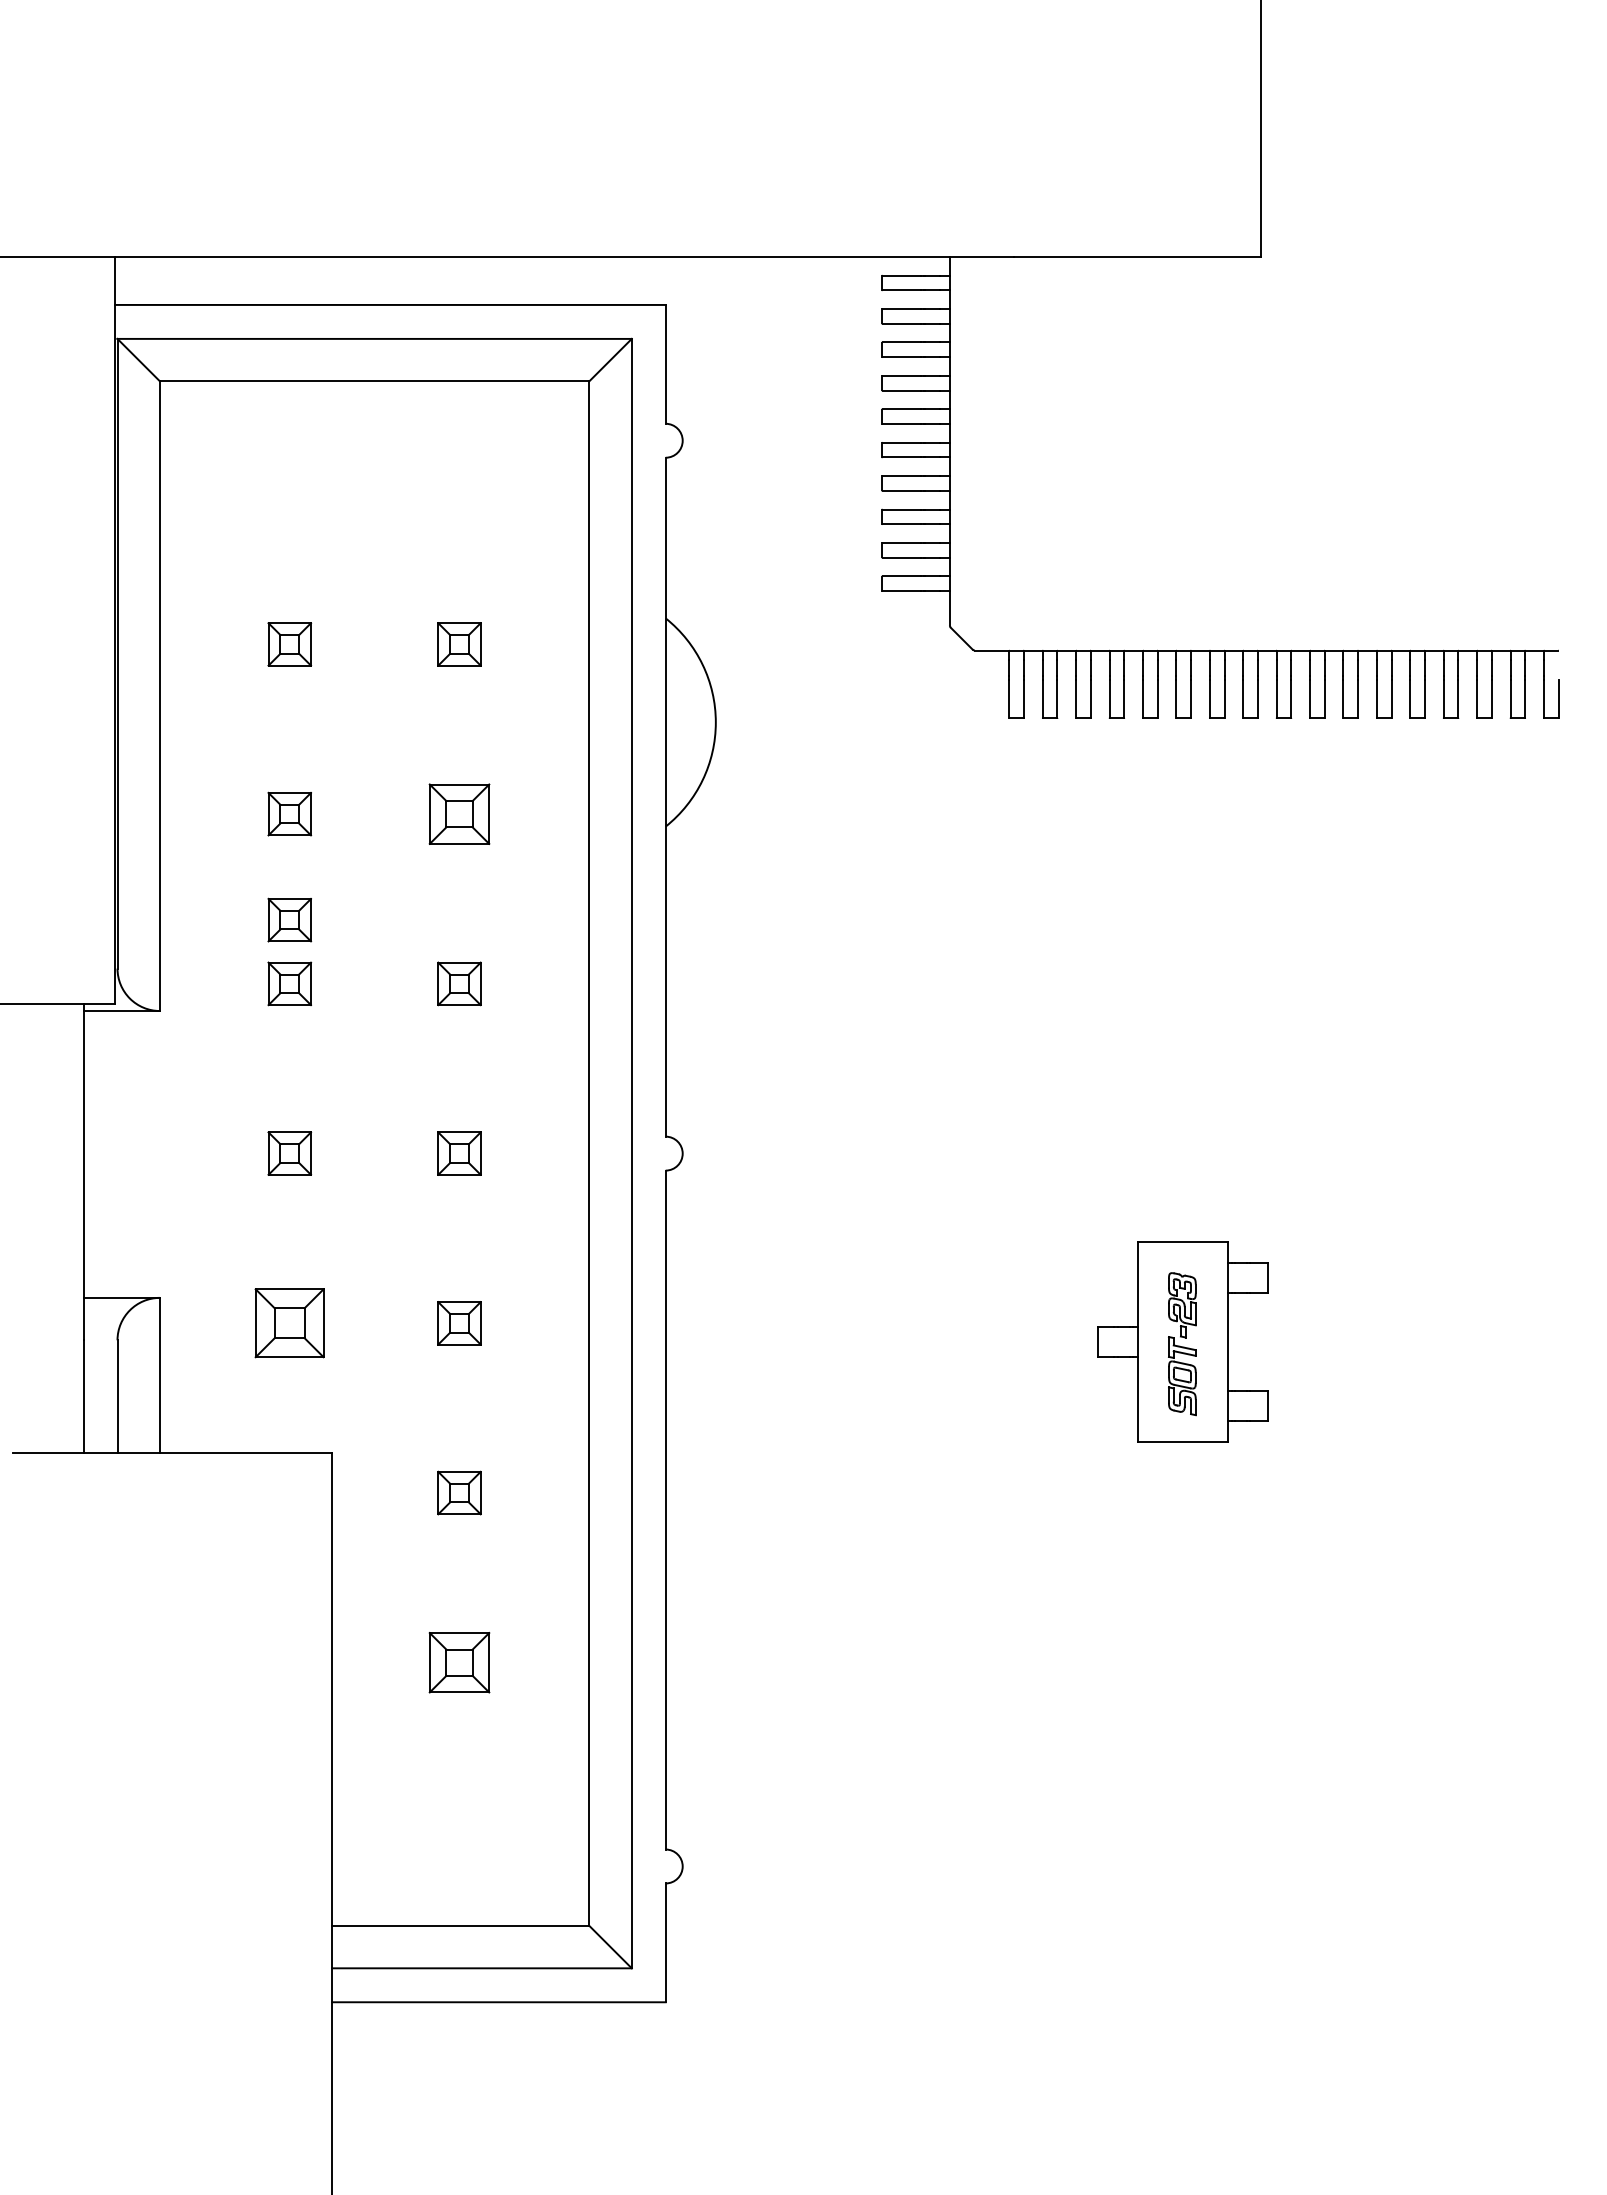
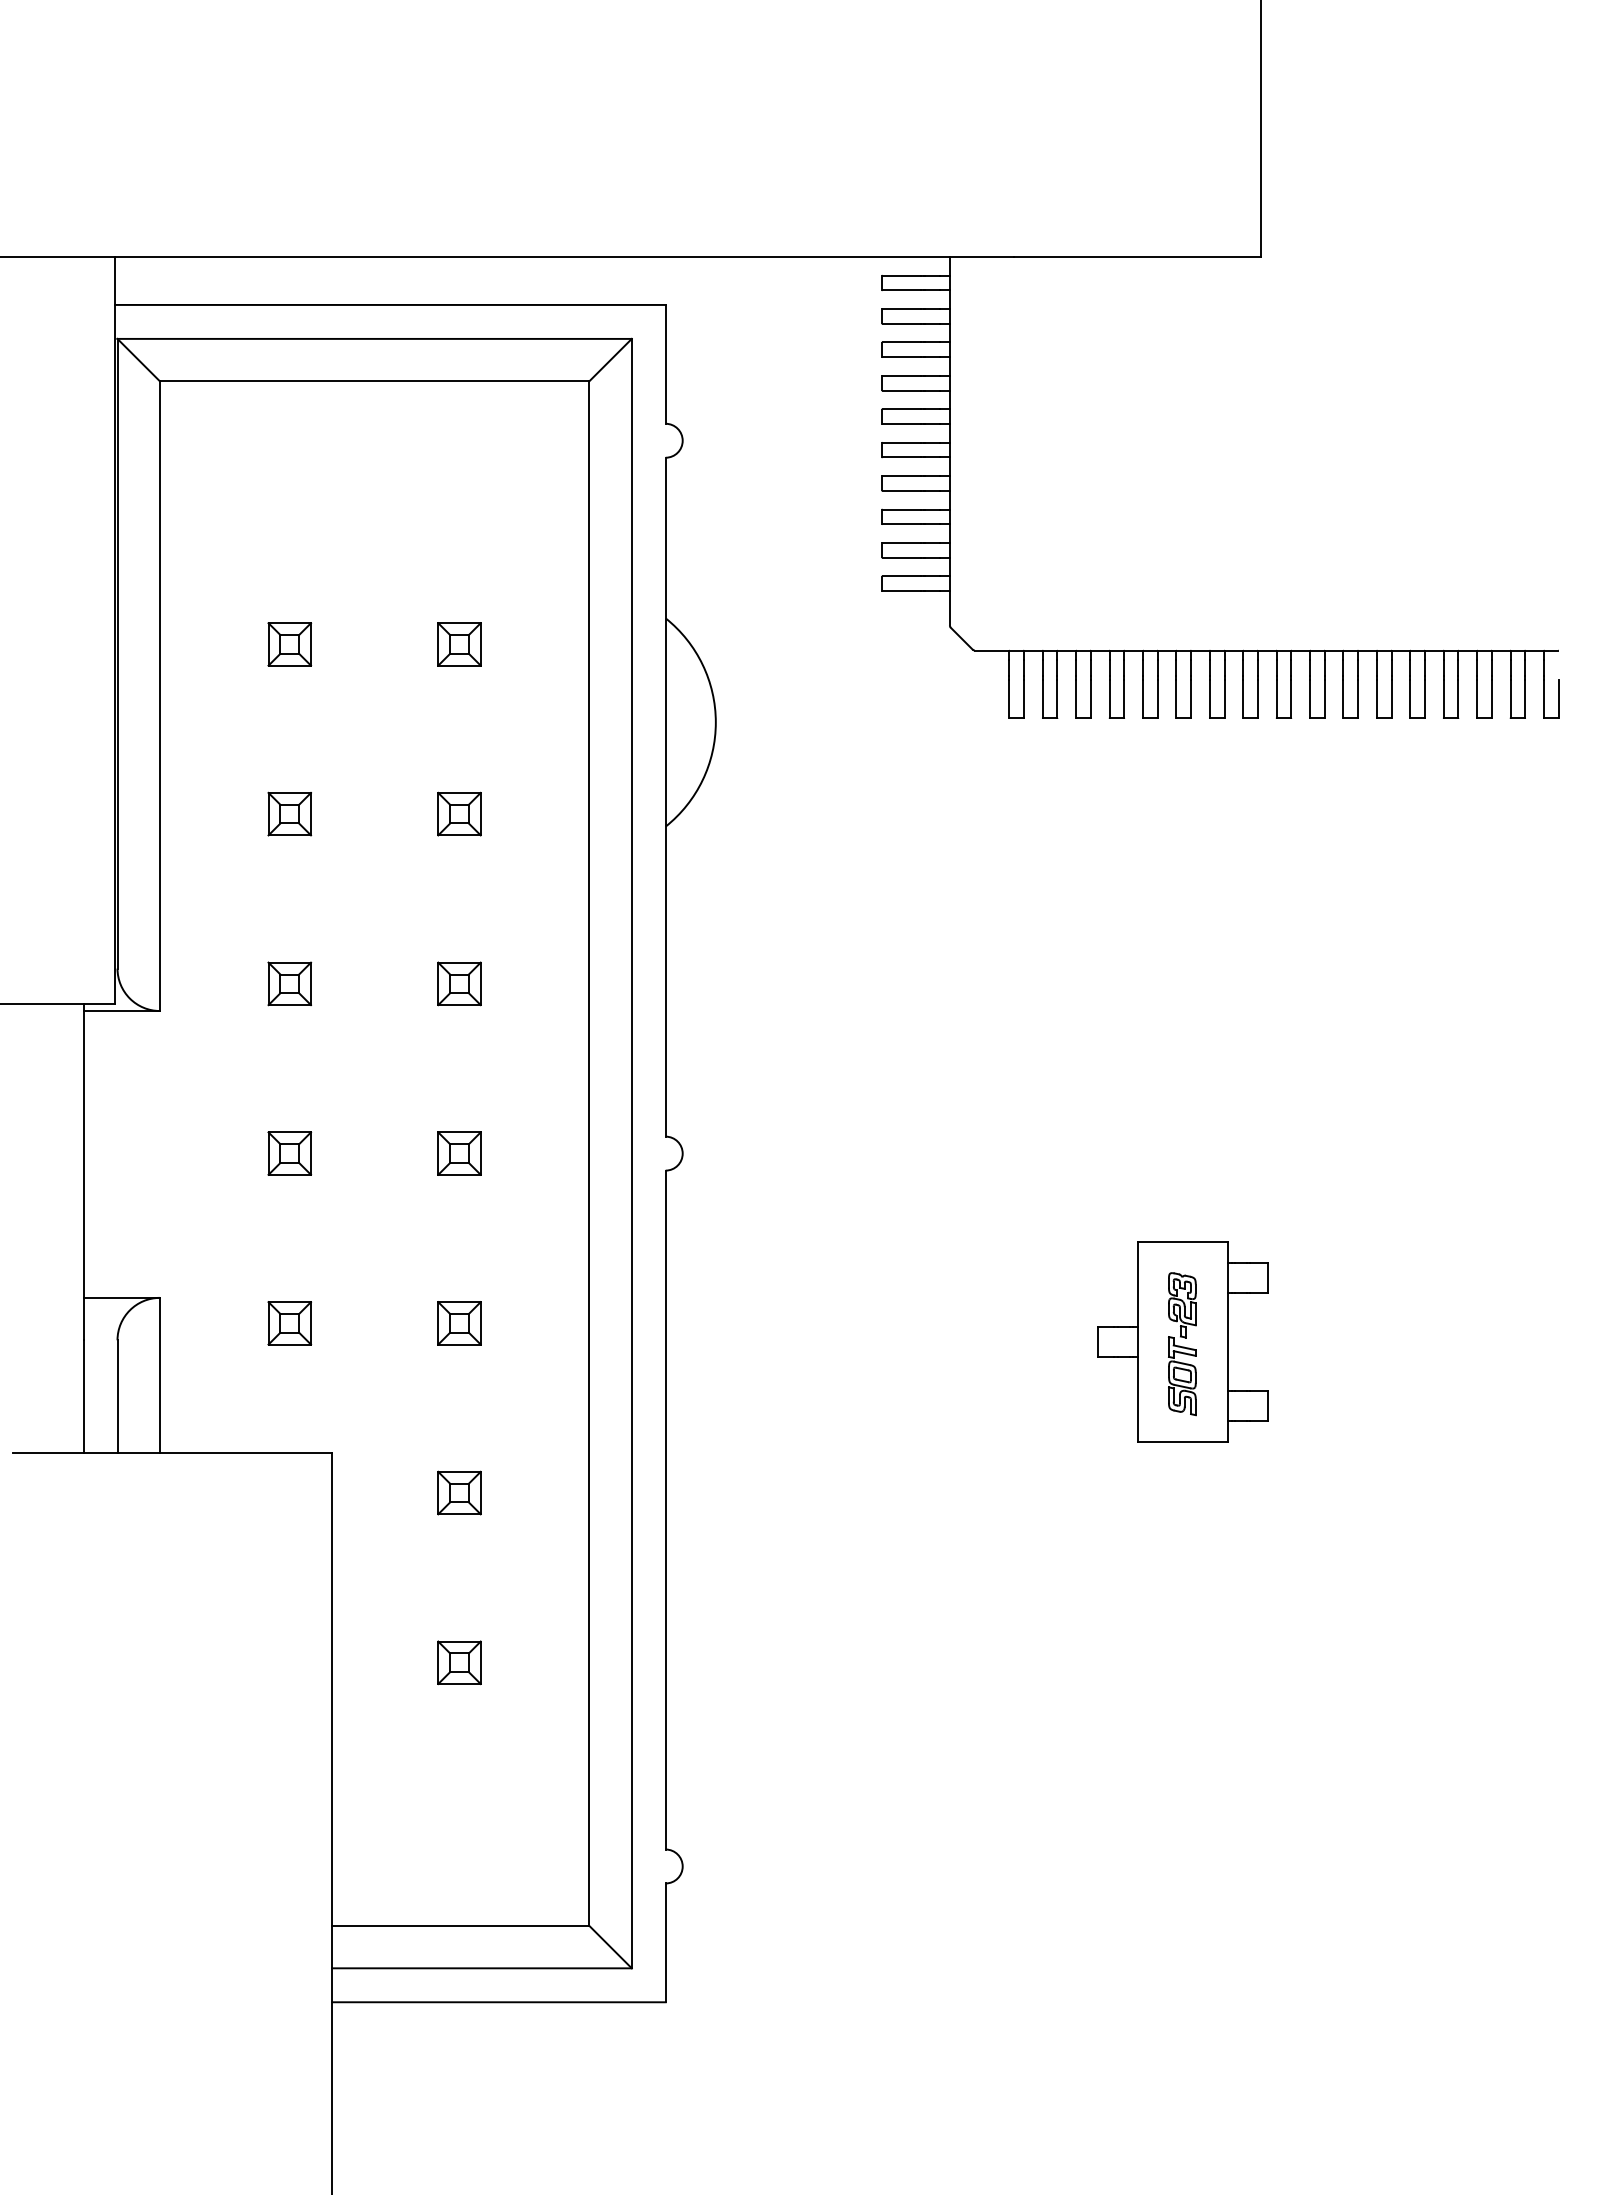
part size: 63x62 px -> 45x46 px (459, 813)
part: present -> none (289, 919)
part size: 71x71 px -> 46x45 px (289, 1323)
part size: 63x62 px -> 45x46 px (459, 1662)
